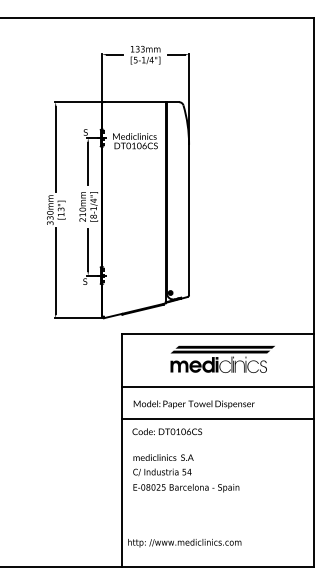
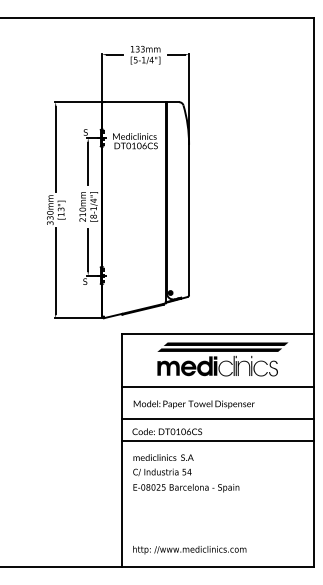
part size: 105x28 px -> 132x35 px (222, 359)
line: none -> present (217, 441)
text position: (184, 543) -> (189, 550) (189, 550)
